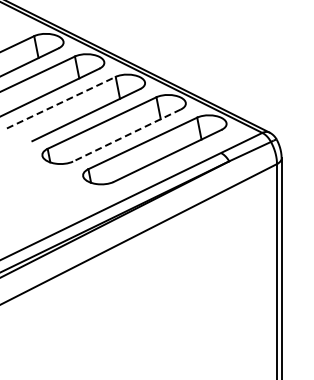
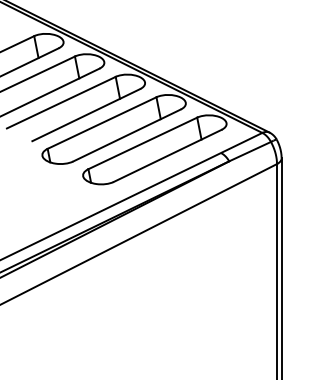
line: dashed -> solid (61, 102)
line: dashed -> solid (127, 135)
